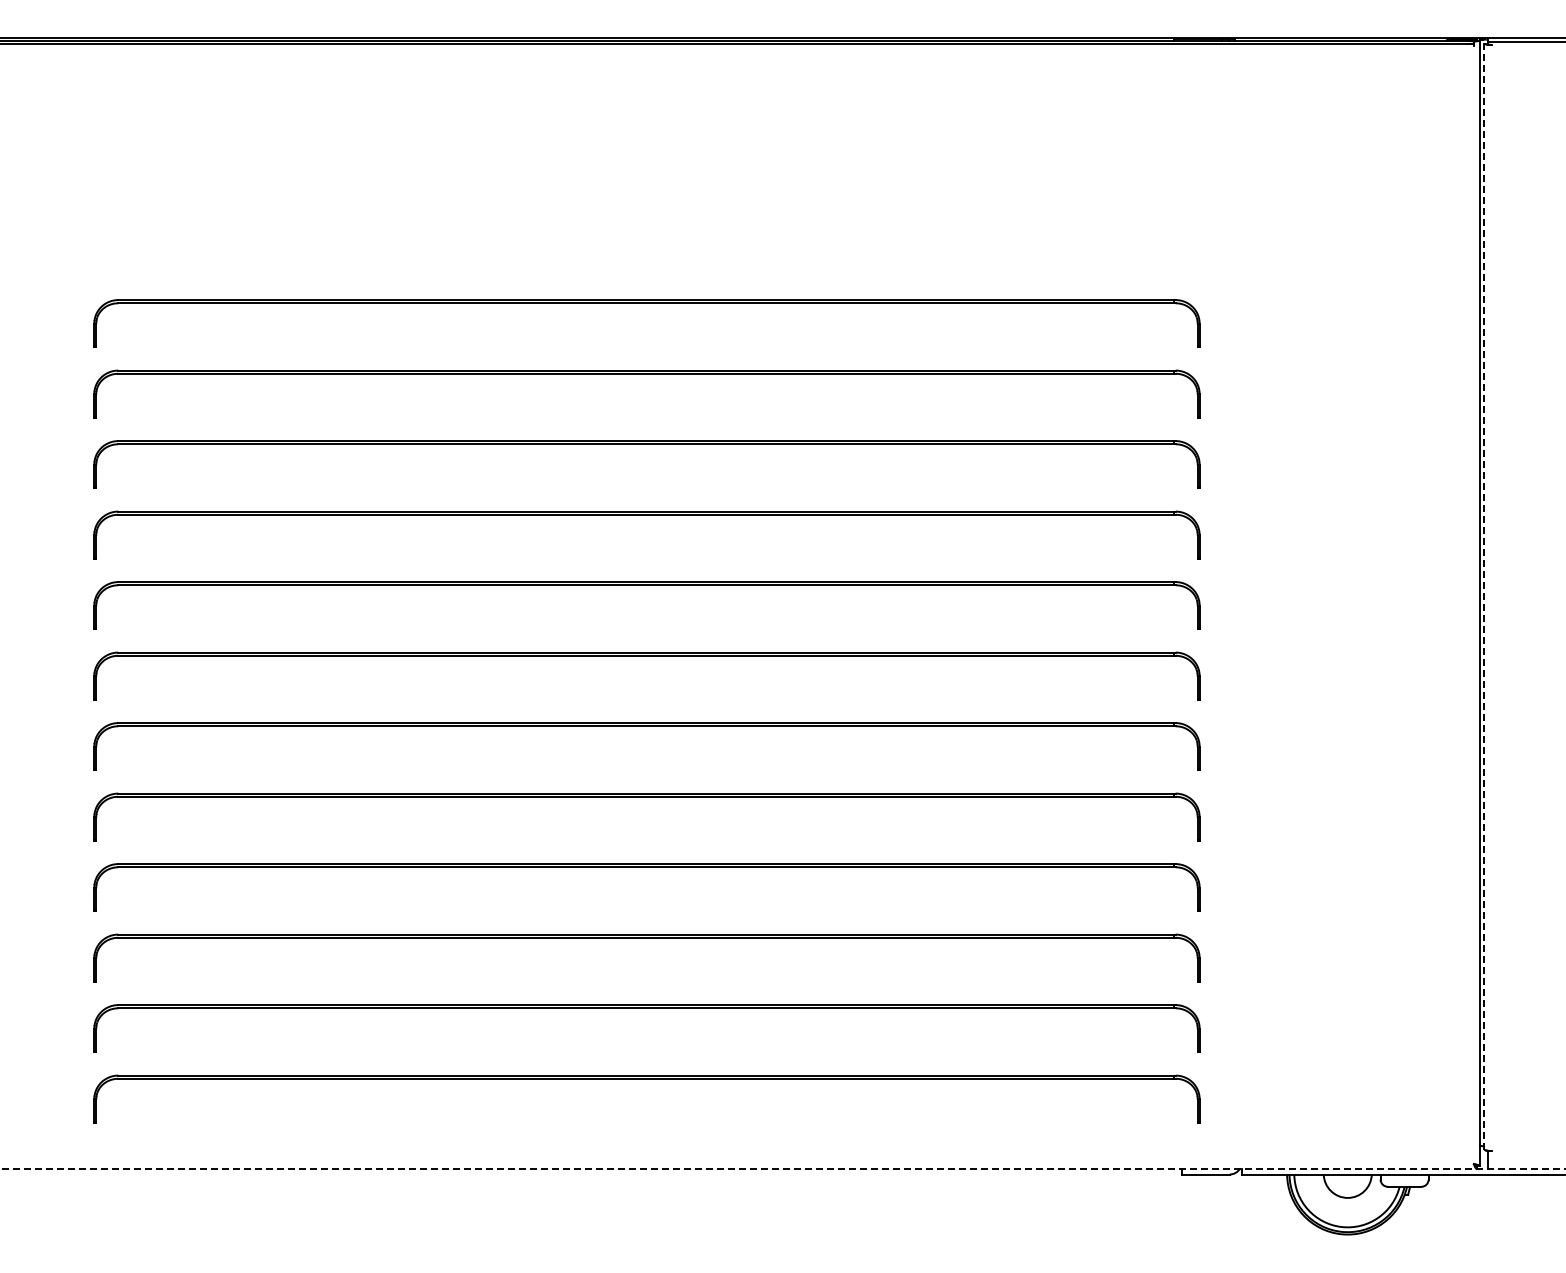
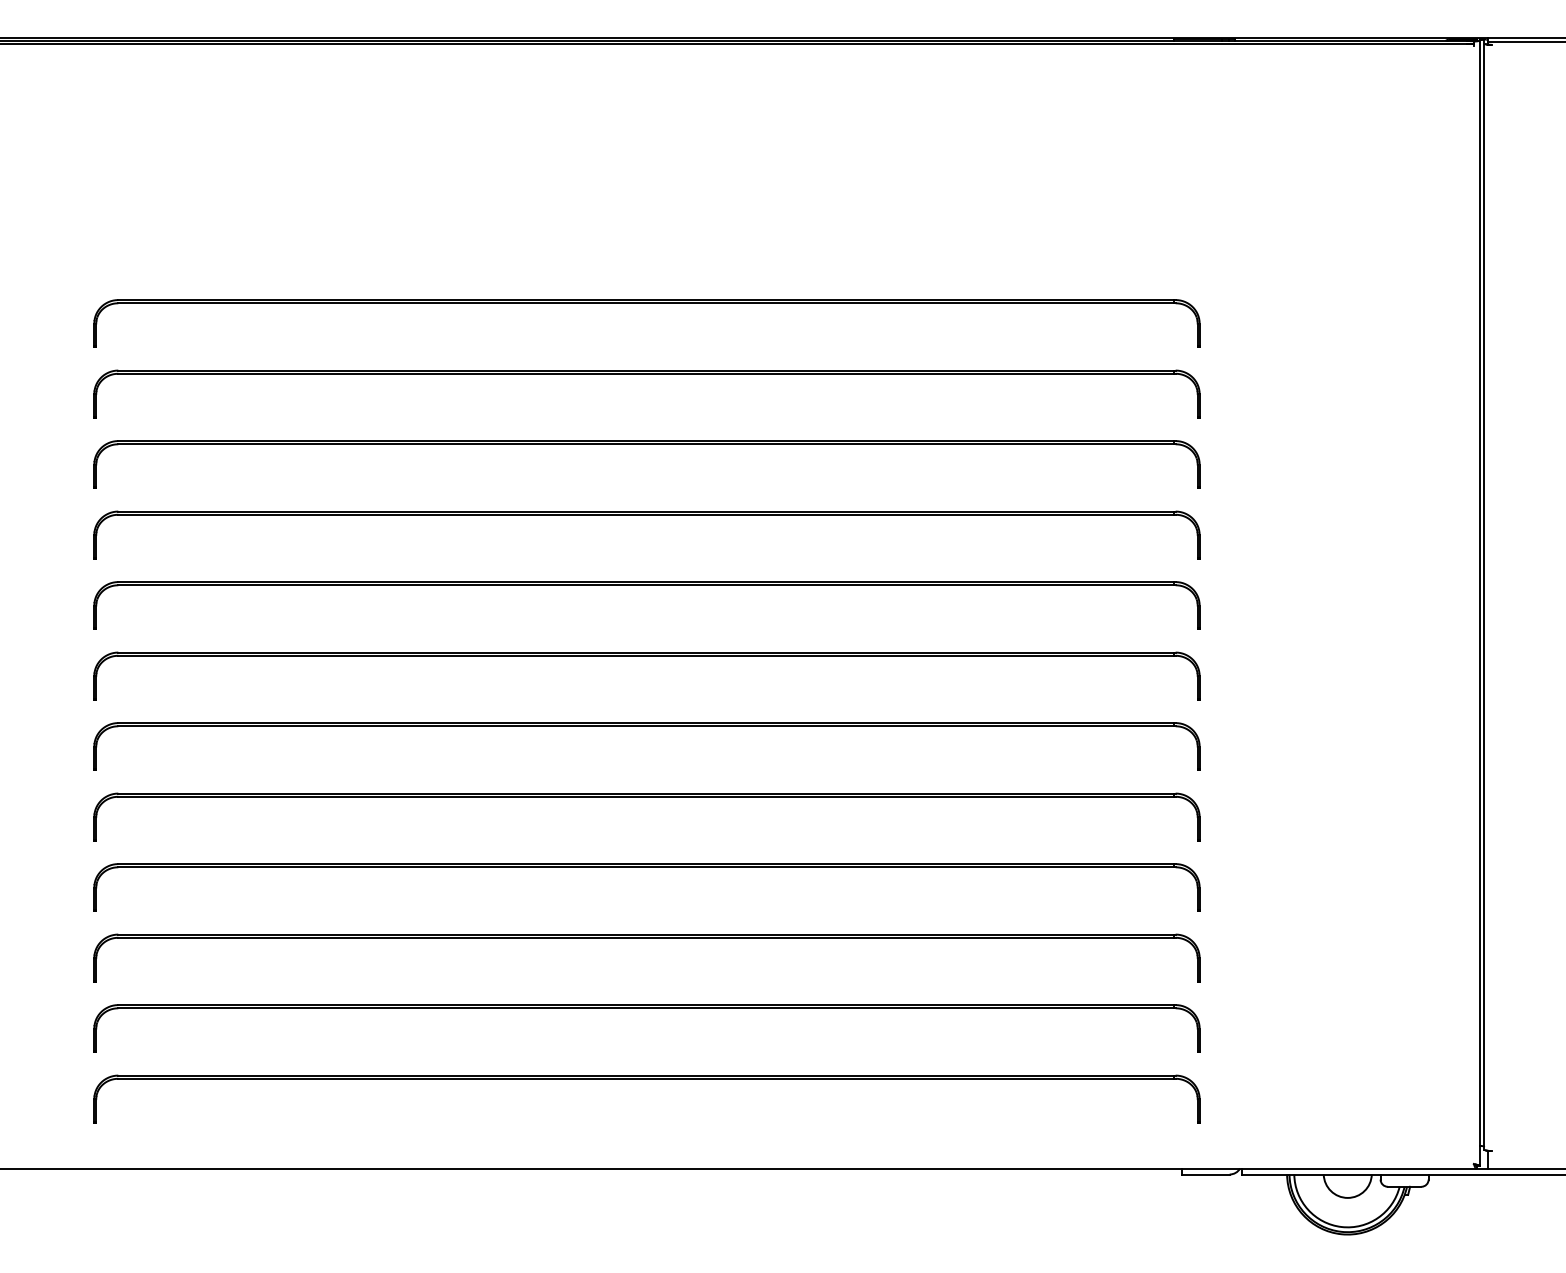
line: dashed -> solid (1484, 594)
line: dashed -> solid (783, 1168)
